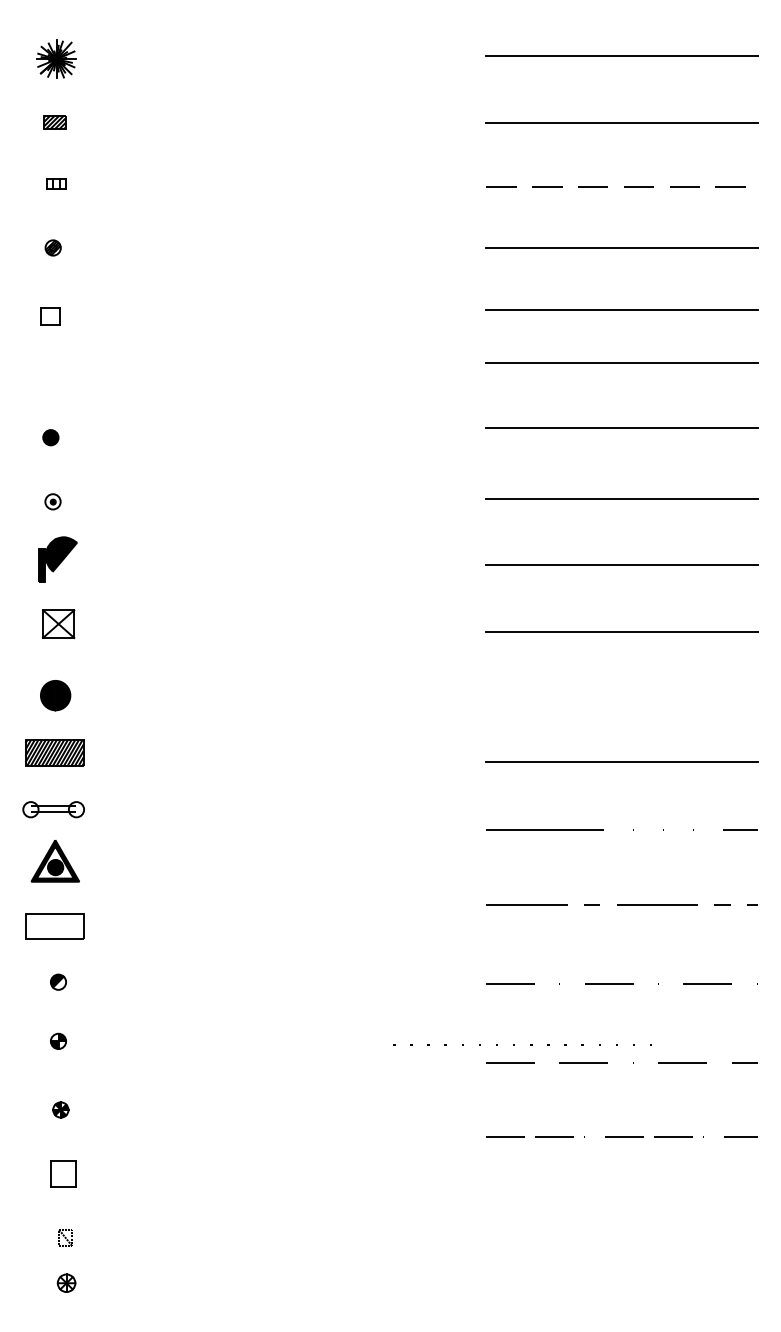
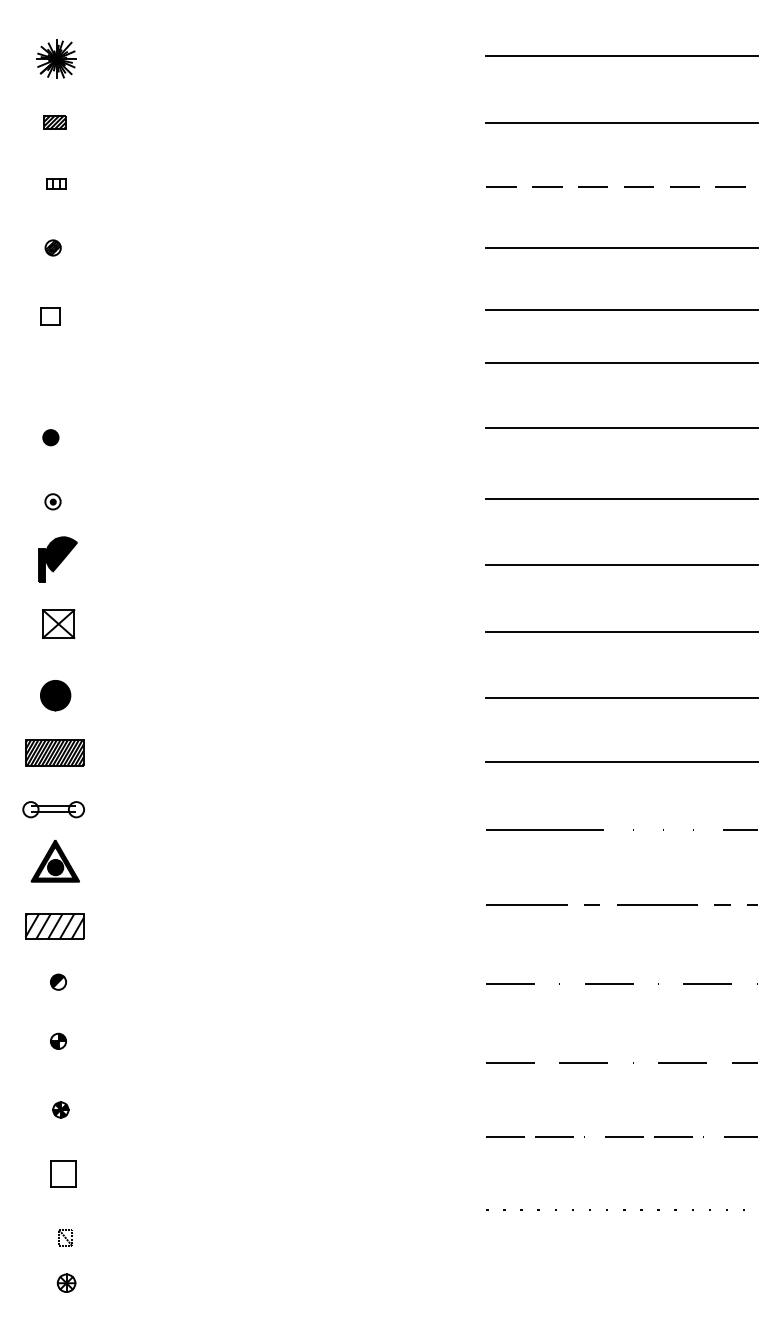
line: none -> present (621, 698)
hatch: none -> present (54, 926)
line position: (514, 1044) -> (607, 1209) (607, 1209)
